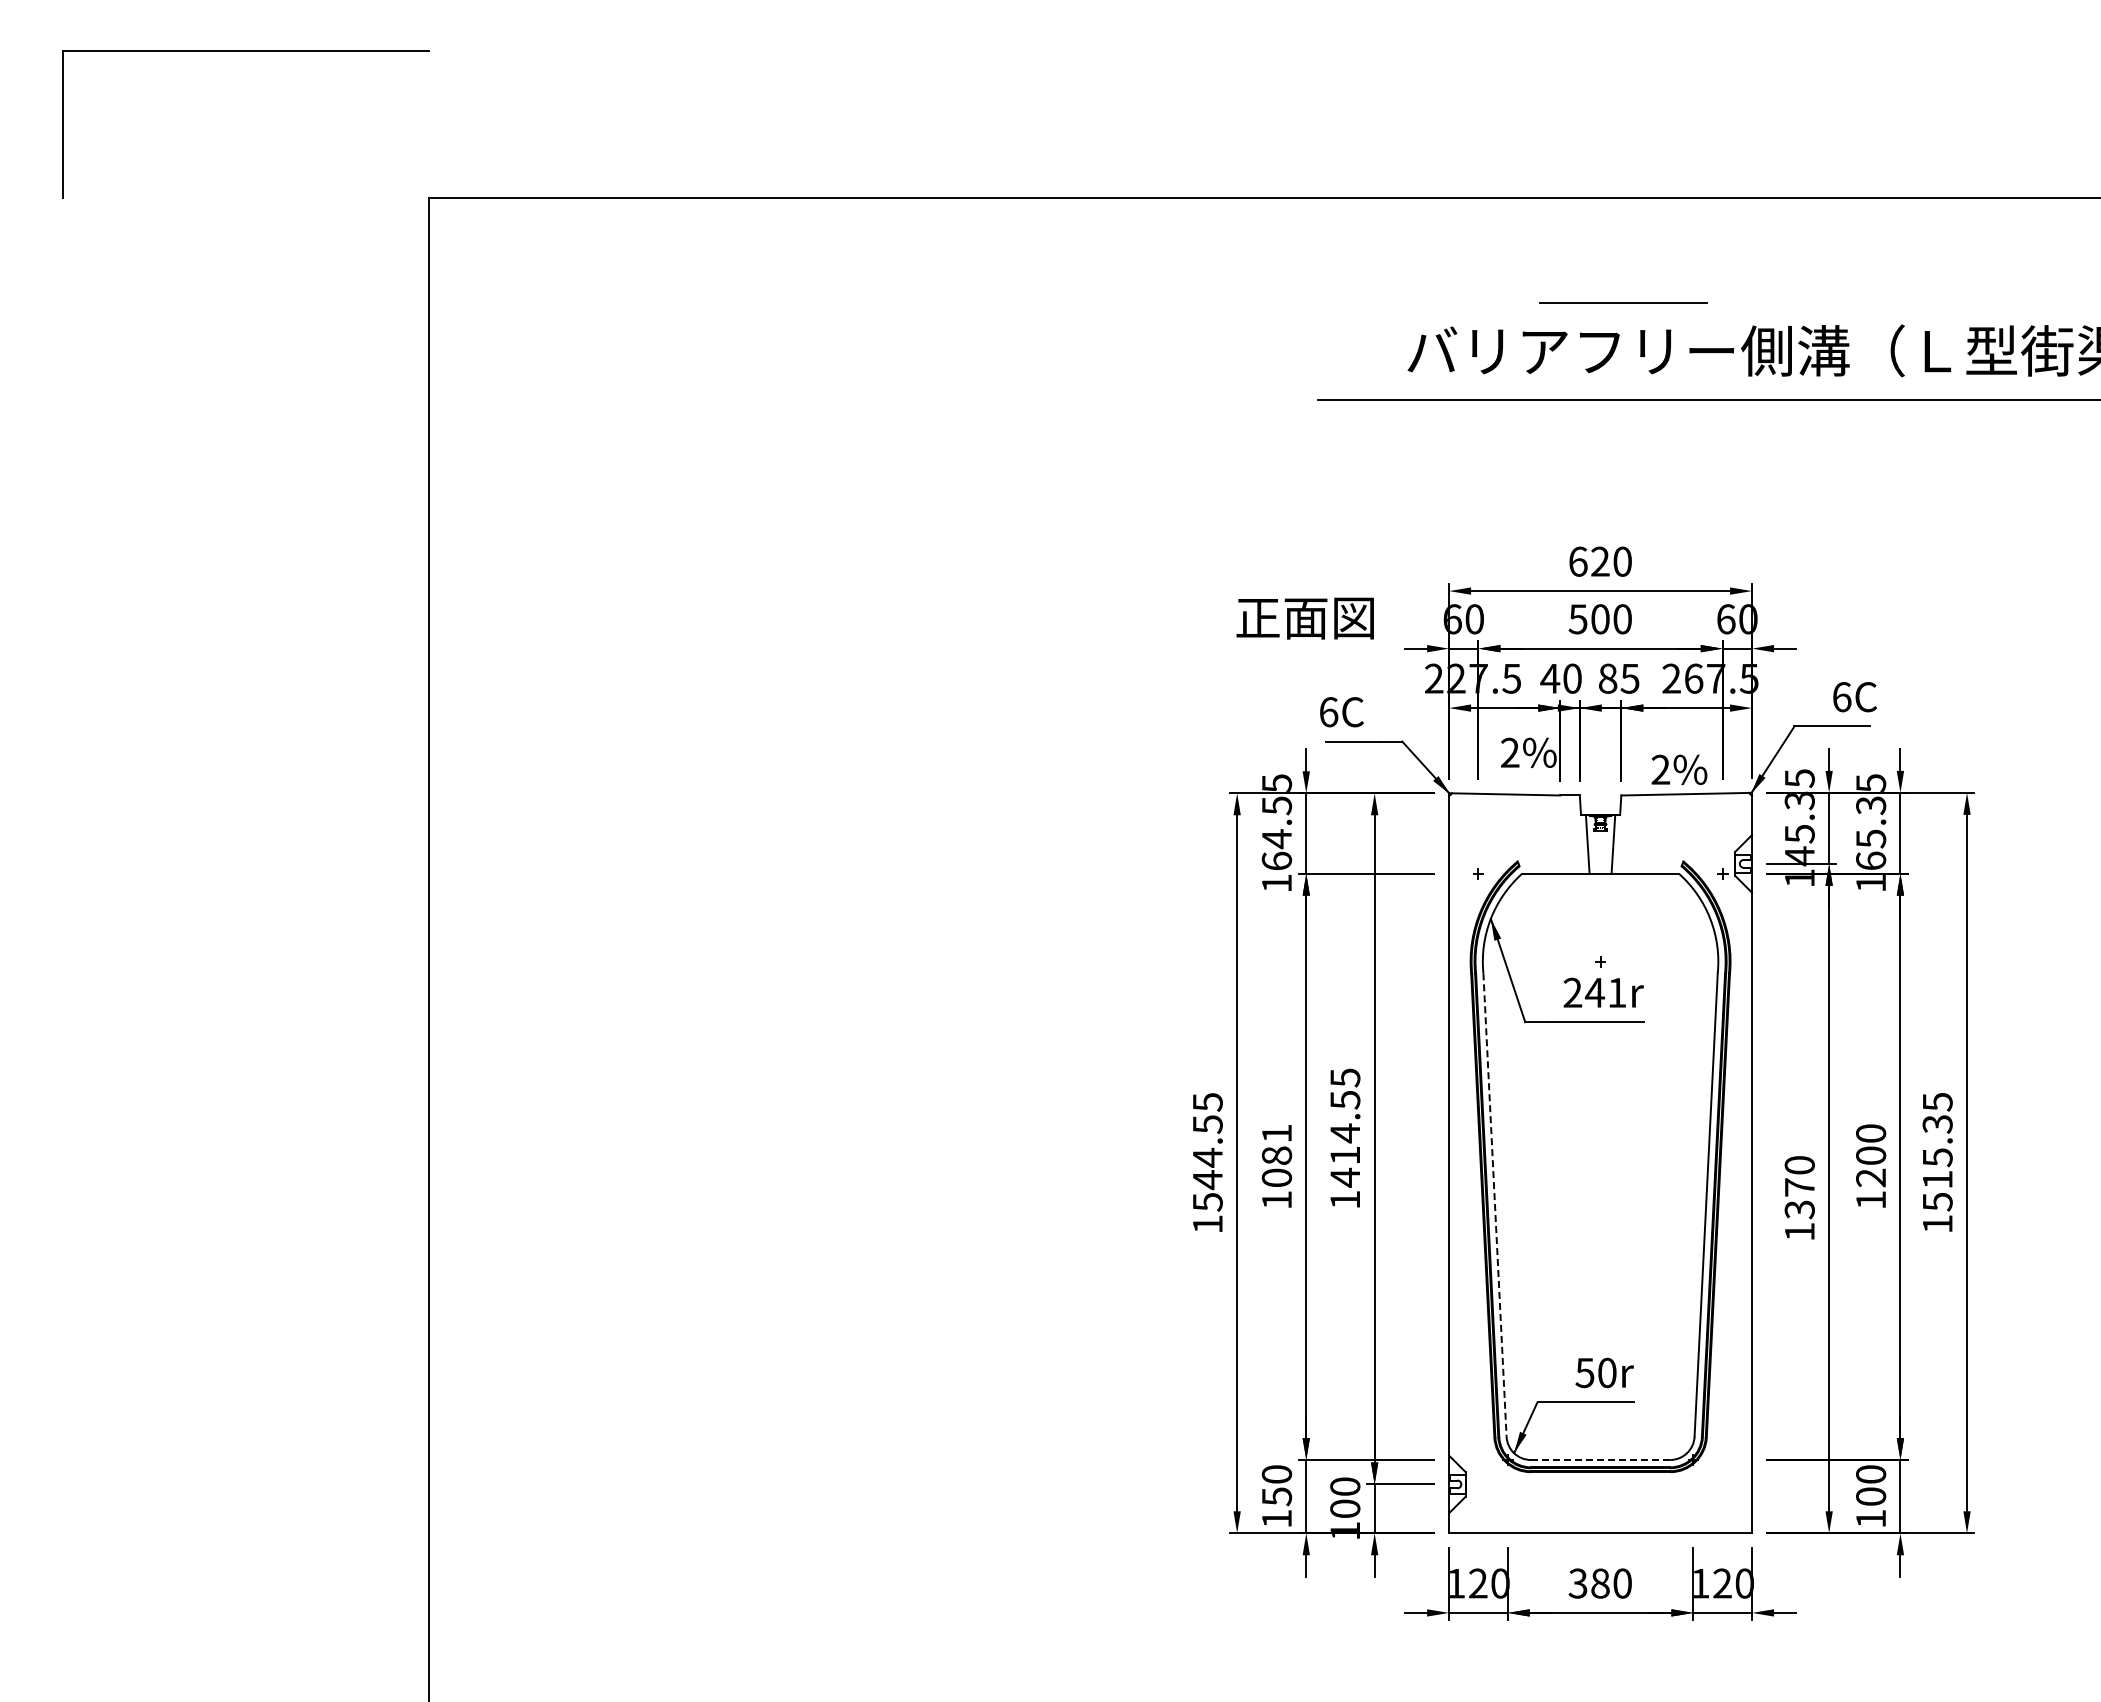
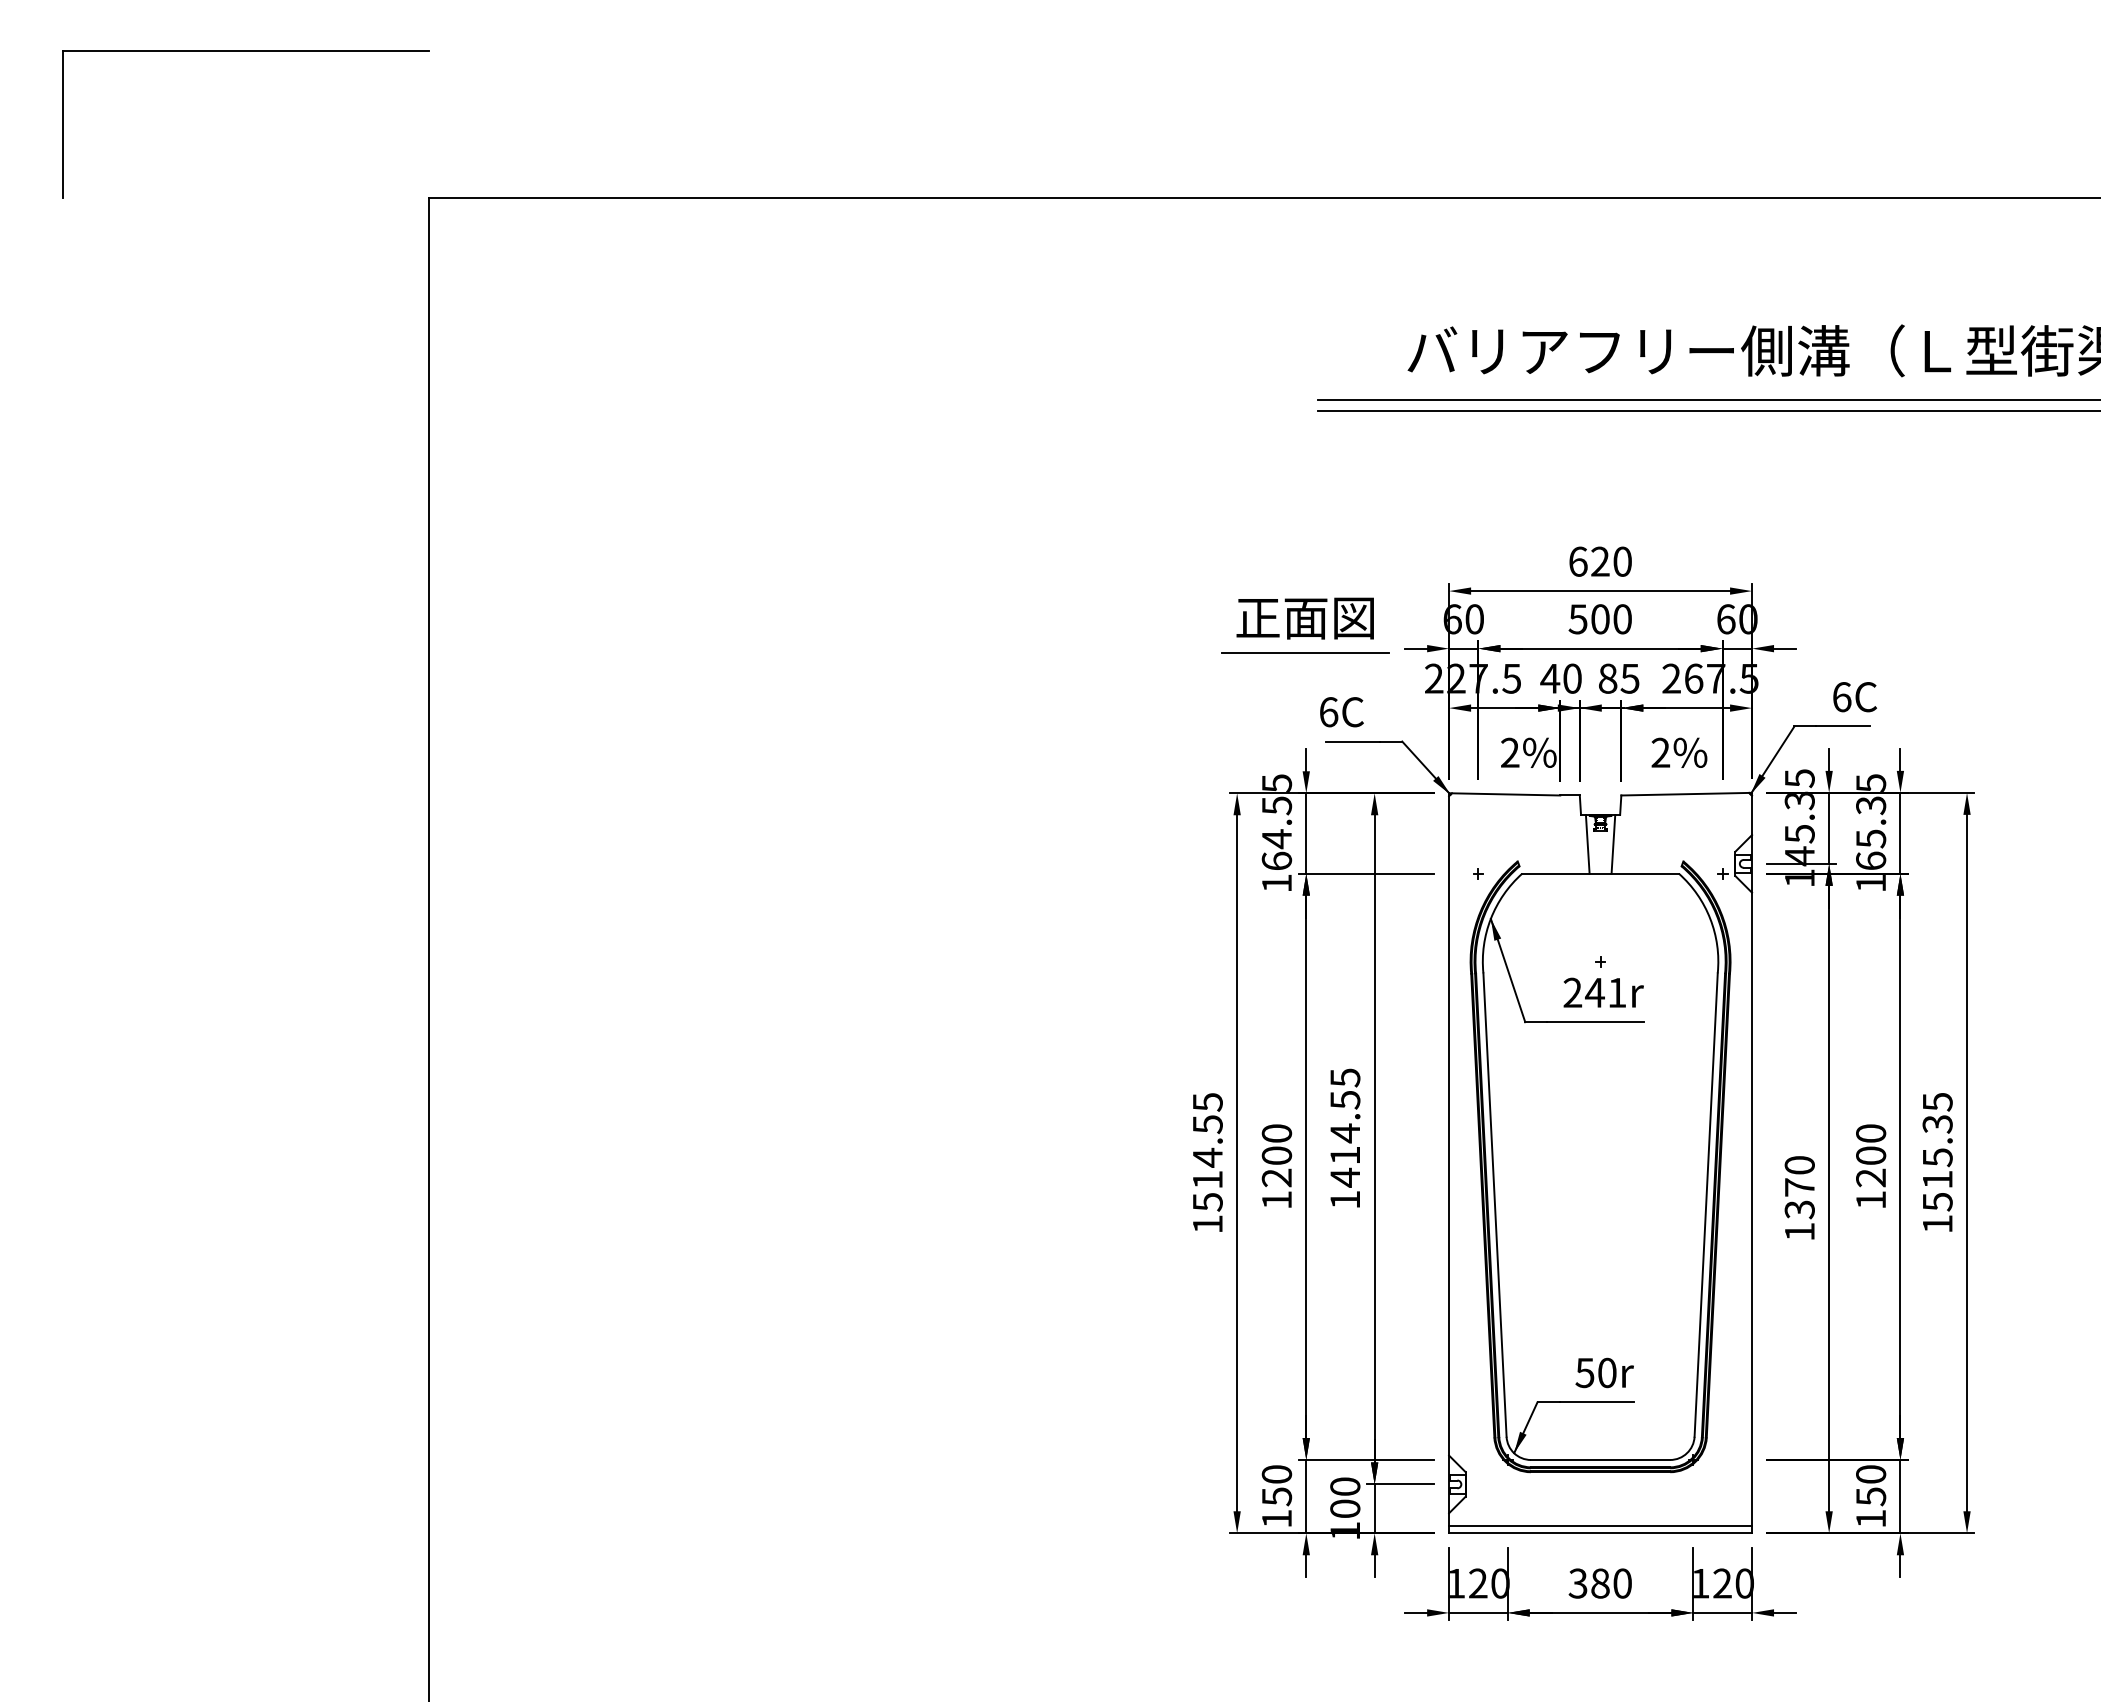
line position: (1623, 302) -> (1305, 652) (1305, 652)
line: none -> present (1707, 411)
text position: (1679, 769) -> (1679, 752) (1679, 752)
text: 1081 -> 1200 (1276, 1155)
text: 1544.55 -> 1514.55 (1207, 1180)
line: dashed -> solid (1495, 1205)
line: dashed -> solid (1600, 1460)
text: 100 -> 150 (1871, 1496)
line: none -> present (1600, 1525)
